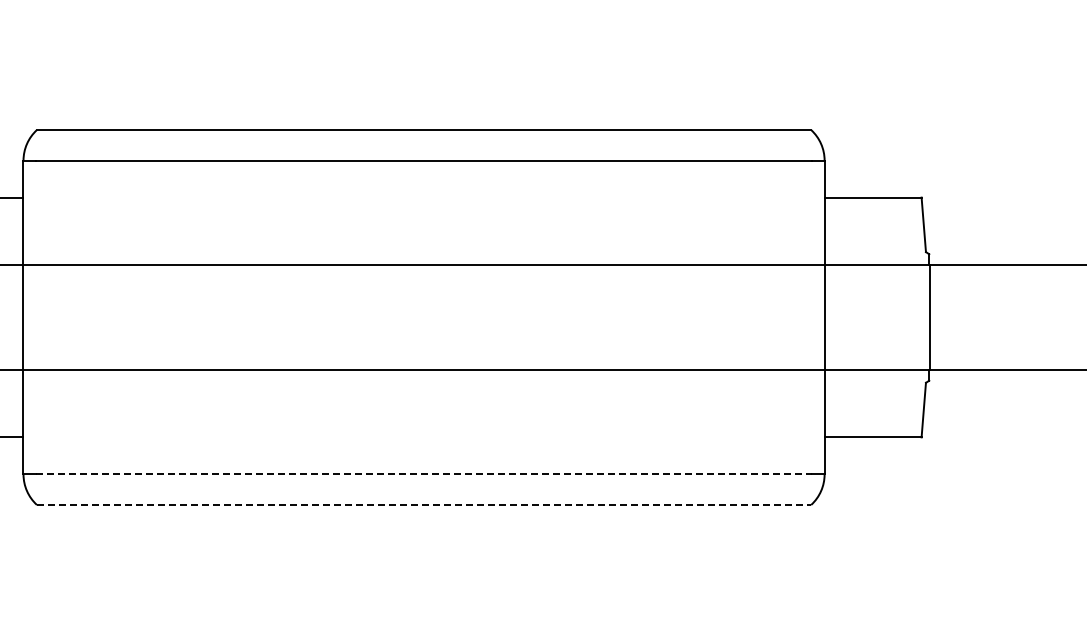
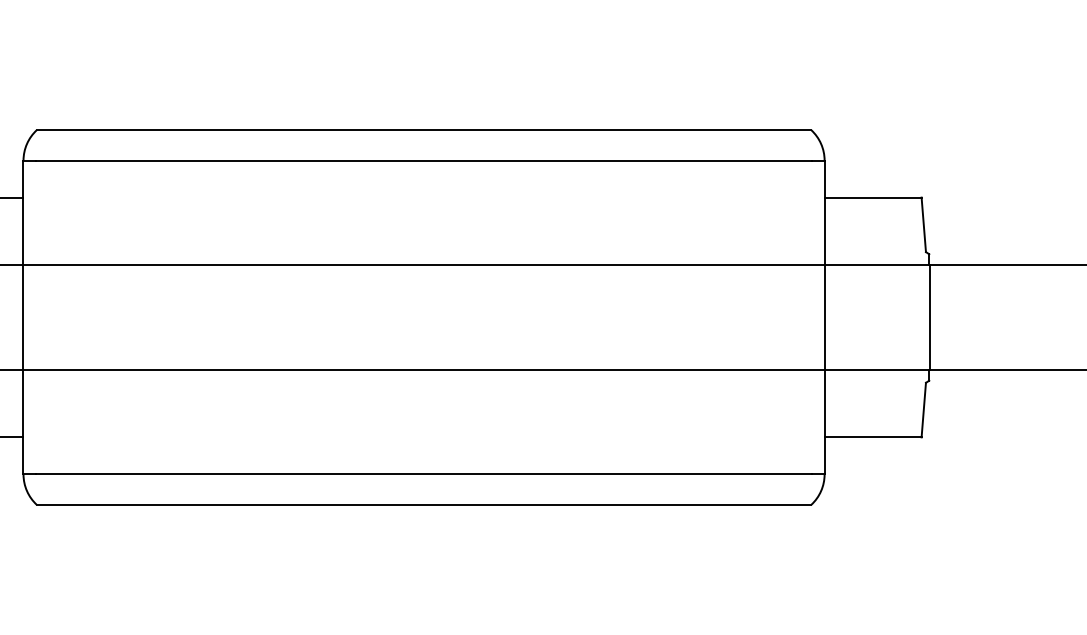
line: dashed -> solid (424, 473)
line: dashed -> solid (424, 504)
